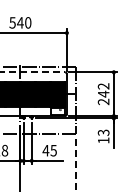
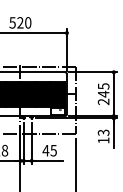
text: 540 -> 520 (20, 22)
line: dashed -> solid (33, 72)
text: 242 -> 245 (103, 86)
line: dashed -> solid (75, 165)
